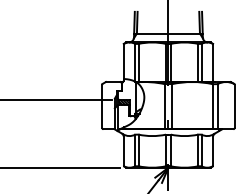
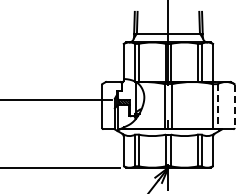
line: solid -> dashed (217, 106)
line: solid -> dashed (234, 106)
